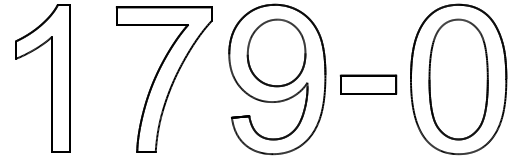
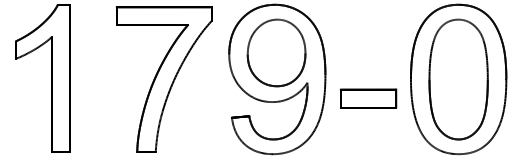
part position: (368, 84) -> (368, 98) (368, 98)
